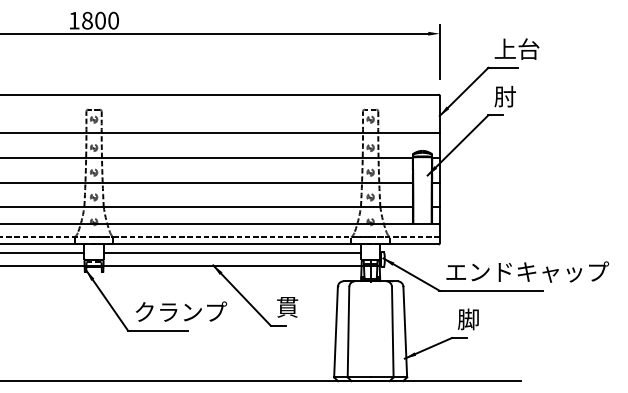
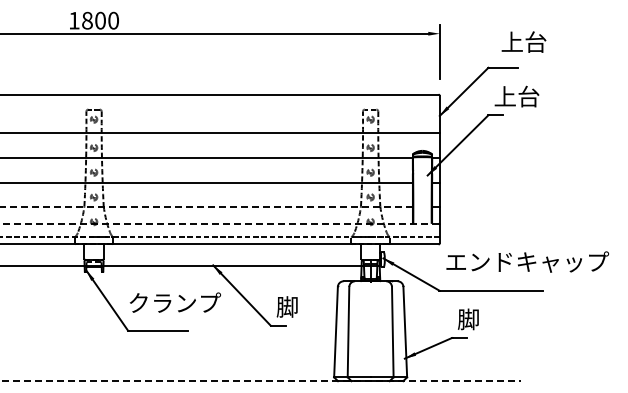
text position: (516, 48) -> (523, 41) (523, 41)
text: 肘 -> 上台 (516, 96)
line: solid -> dashed (206, 207)
line: solid -> dashed (218, 223)
line: present -> none (43, 253)
line: present -> none (232, 253)
text position: (527, 271) -> (527, 261) (527, 261)
text: 貫 -> 脚 (287, 306)
text position: (180, 311) -> (174, 302) (174, 302)
line: solid -> dashed (261, 381)
